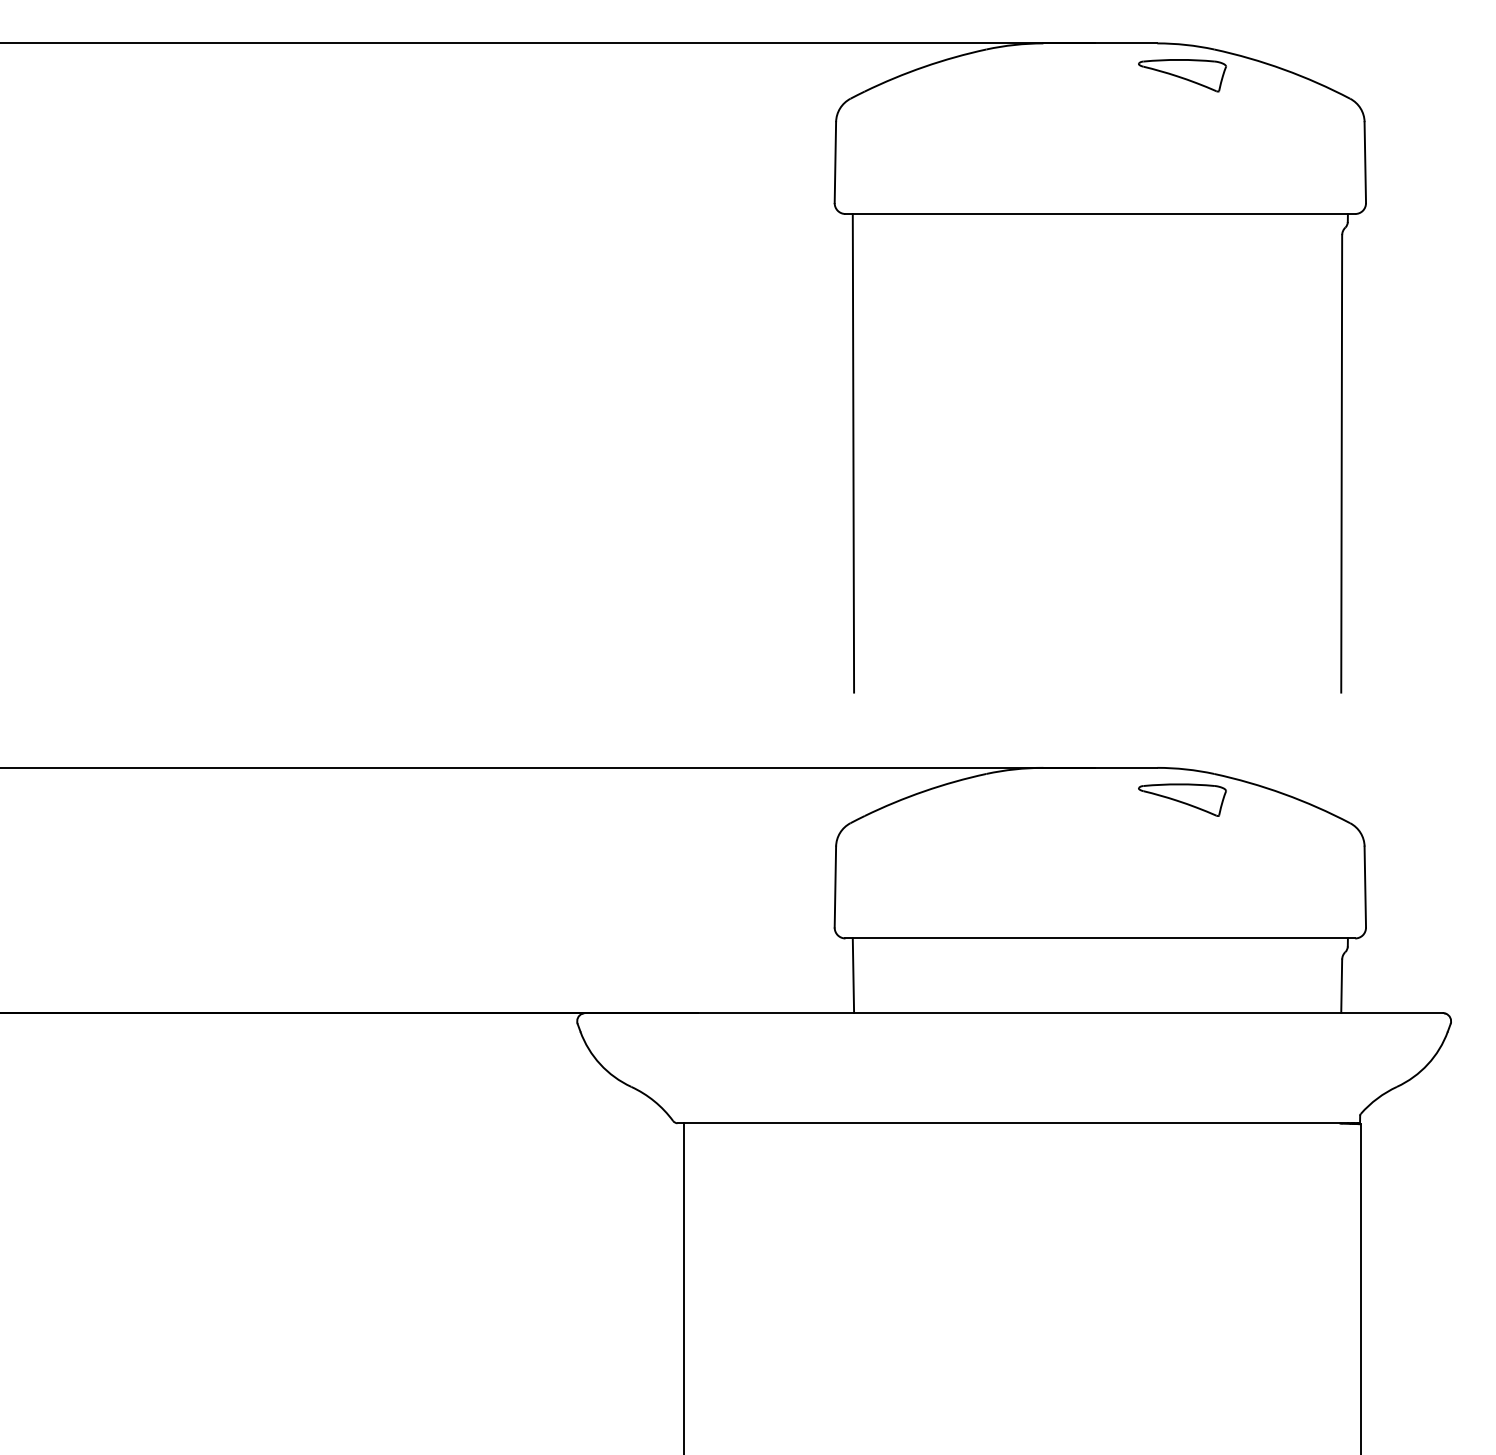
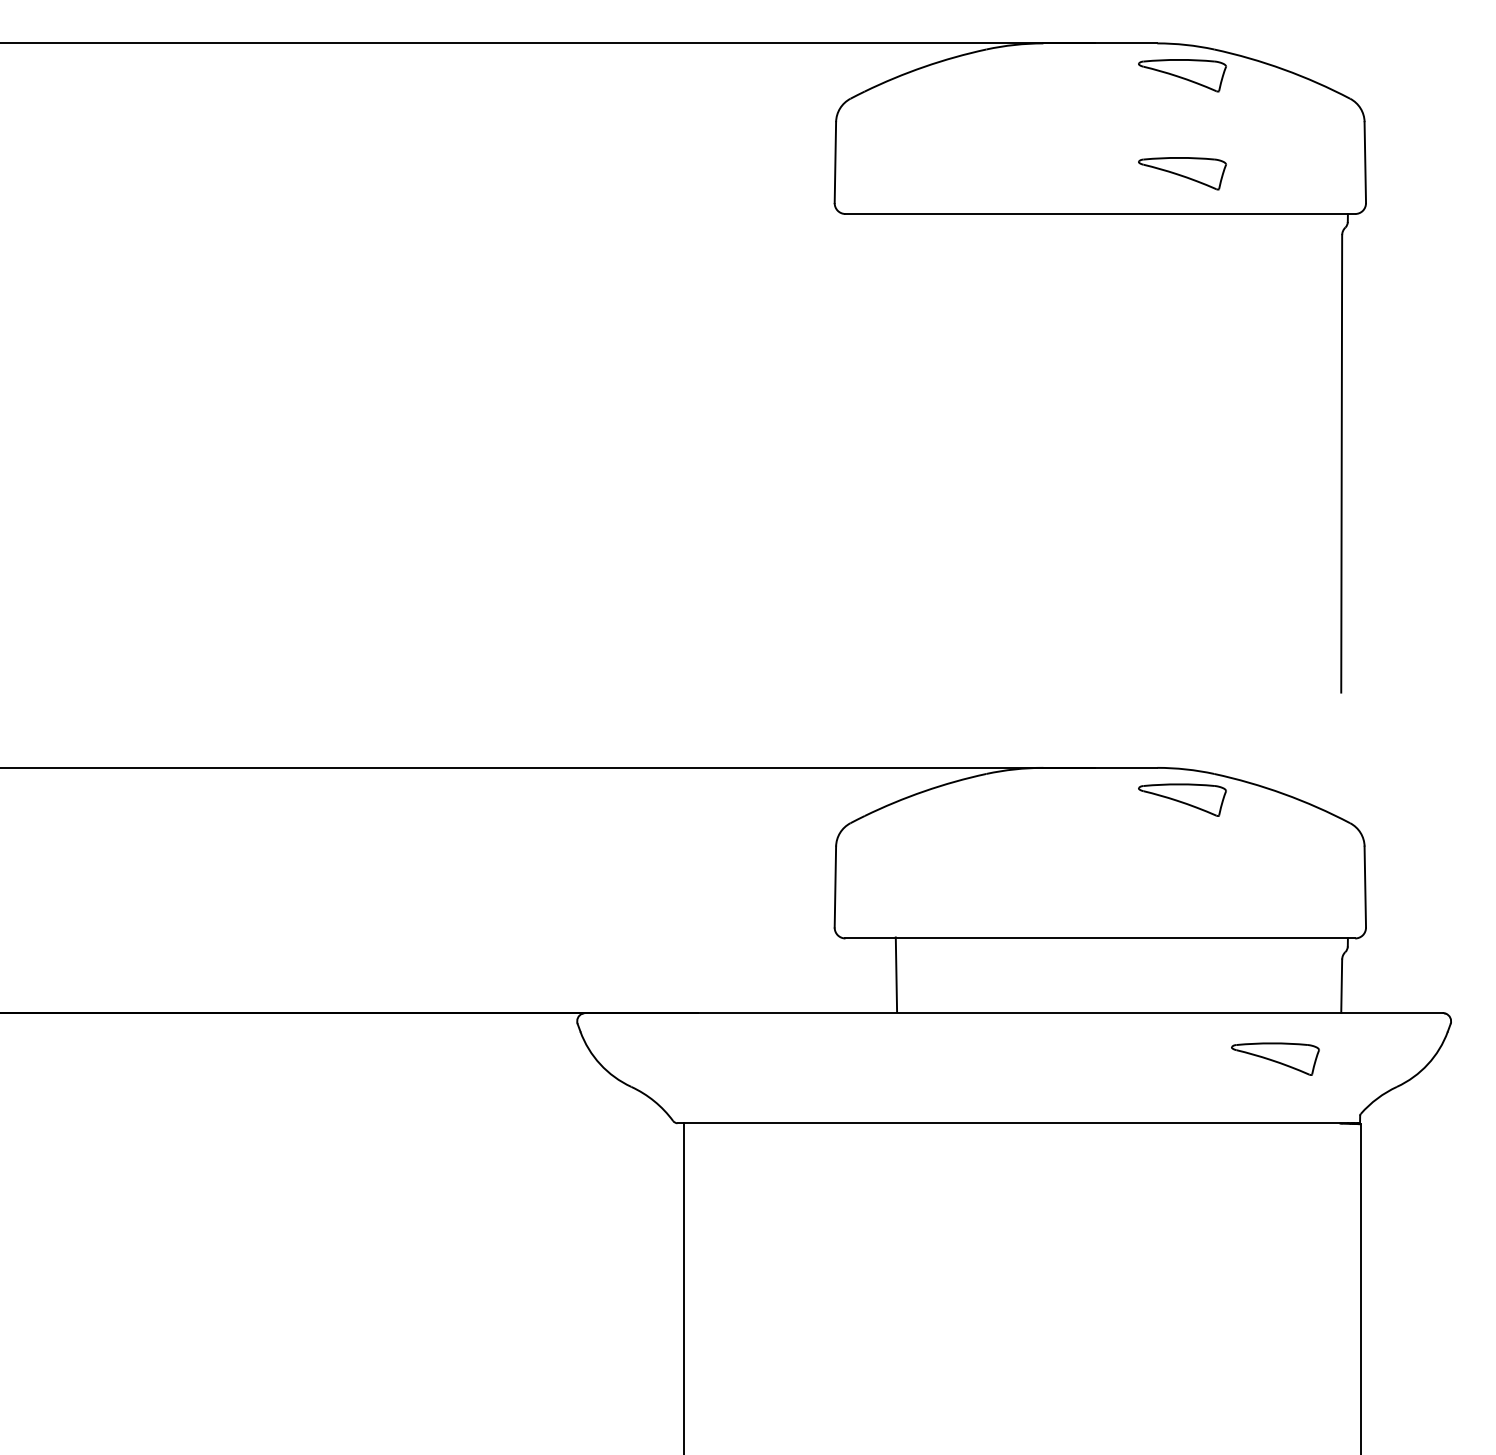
part: none -> present (1182, 173)
line: present -> none (853, 453)
line position: (853, 975) -> (896, 974) (896, 974)
part: none -> present (1275, 1058)
